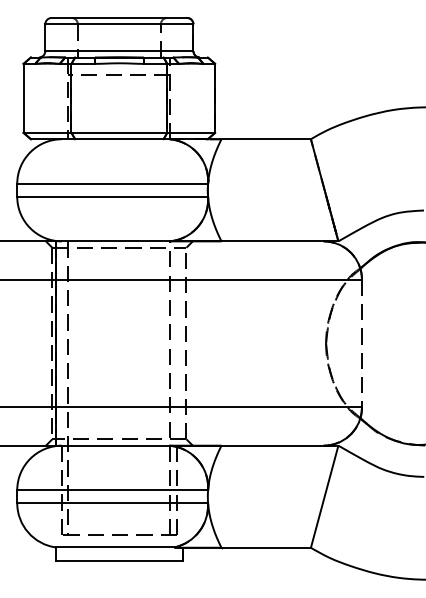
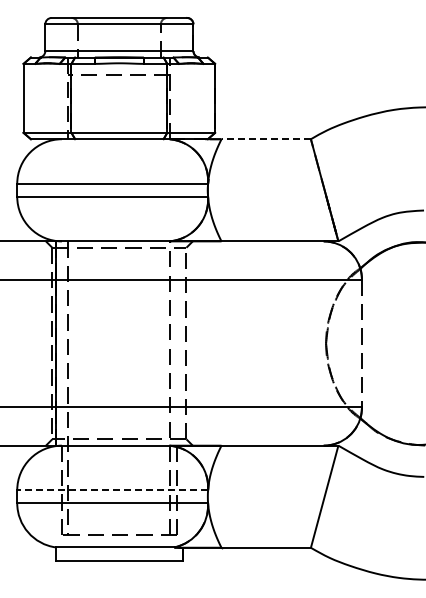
line: solid -> dashed (266, 139)
line: solid -> dashed (112, 490)
